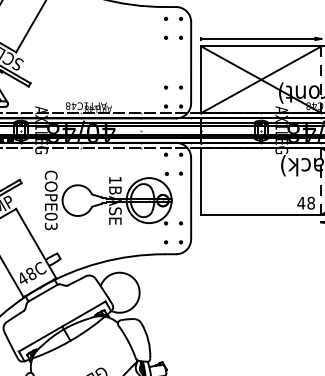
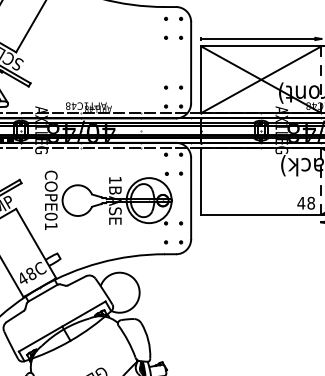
text: COPE03 -> COPE01 (50, 226)
